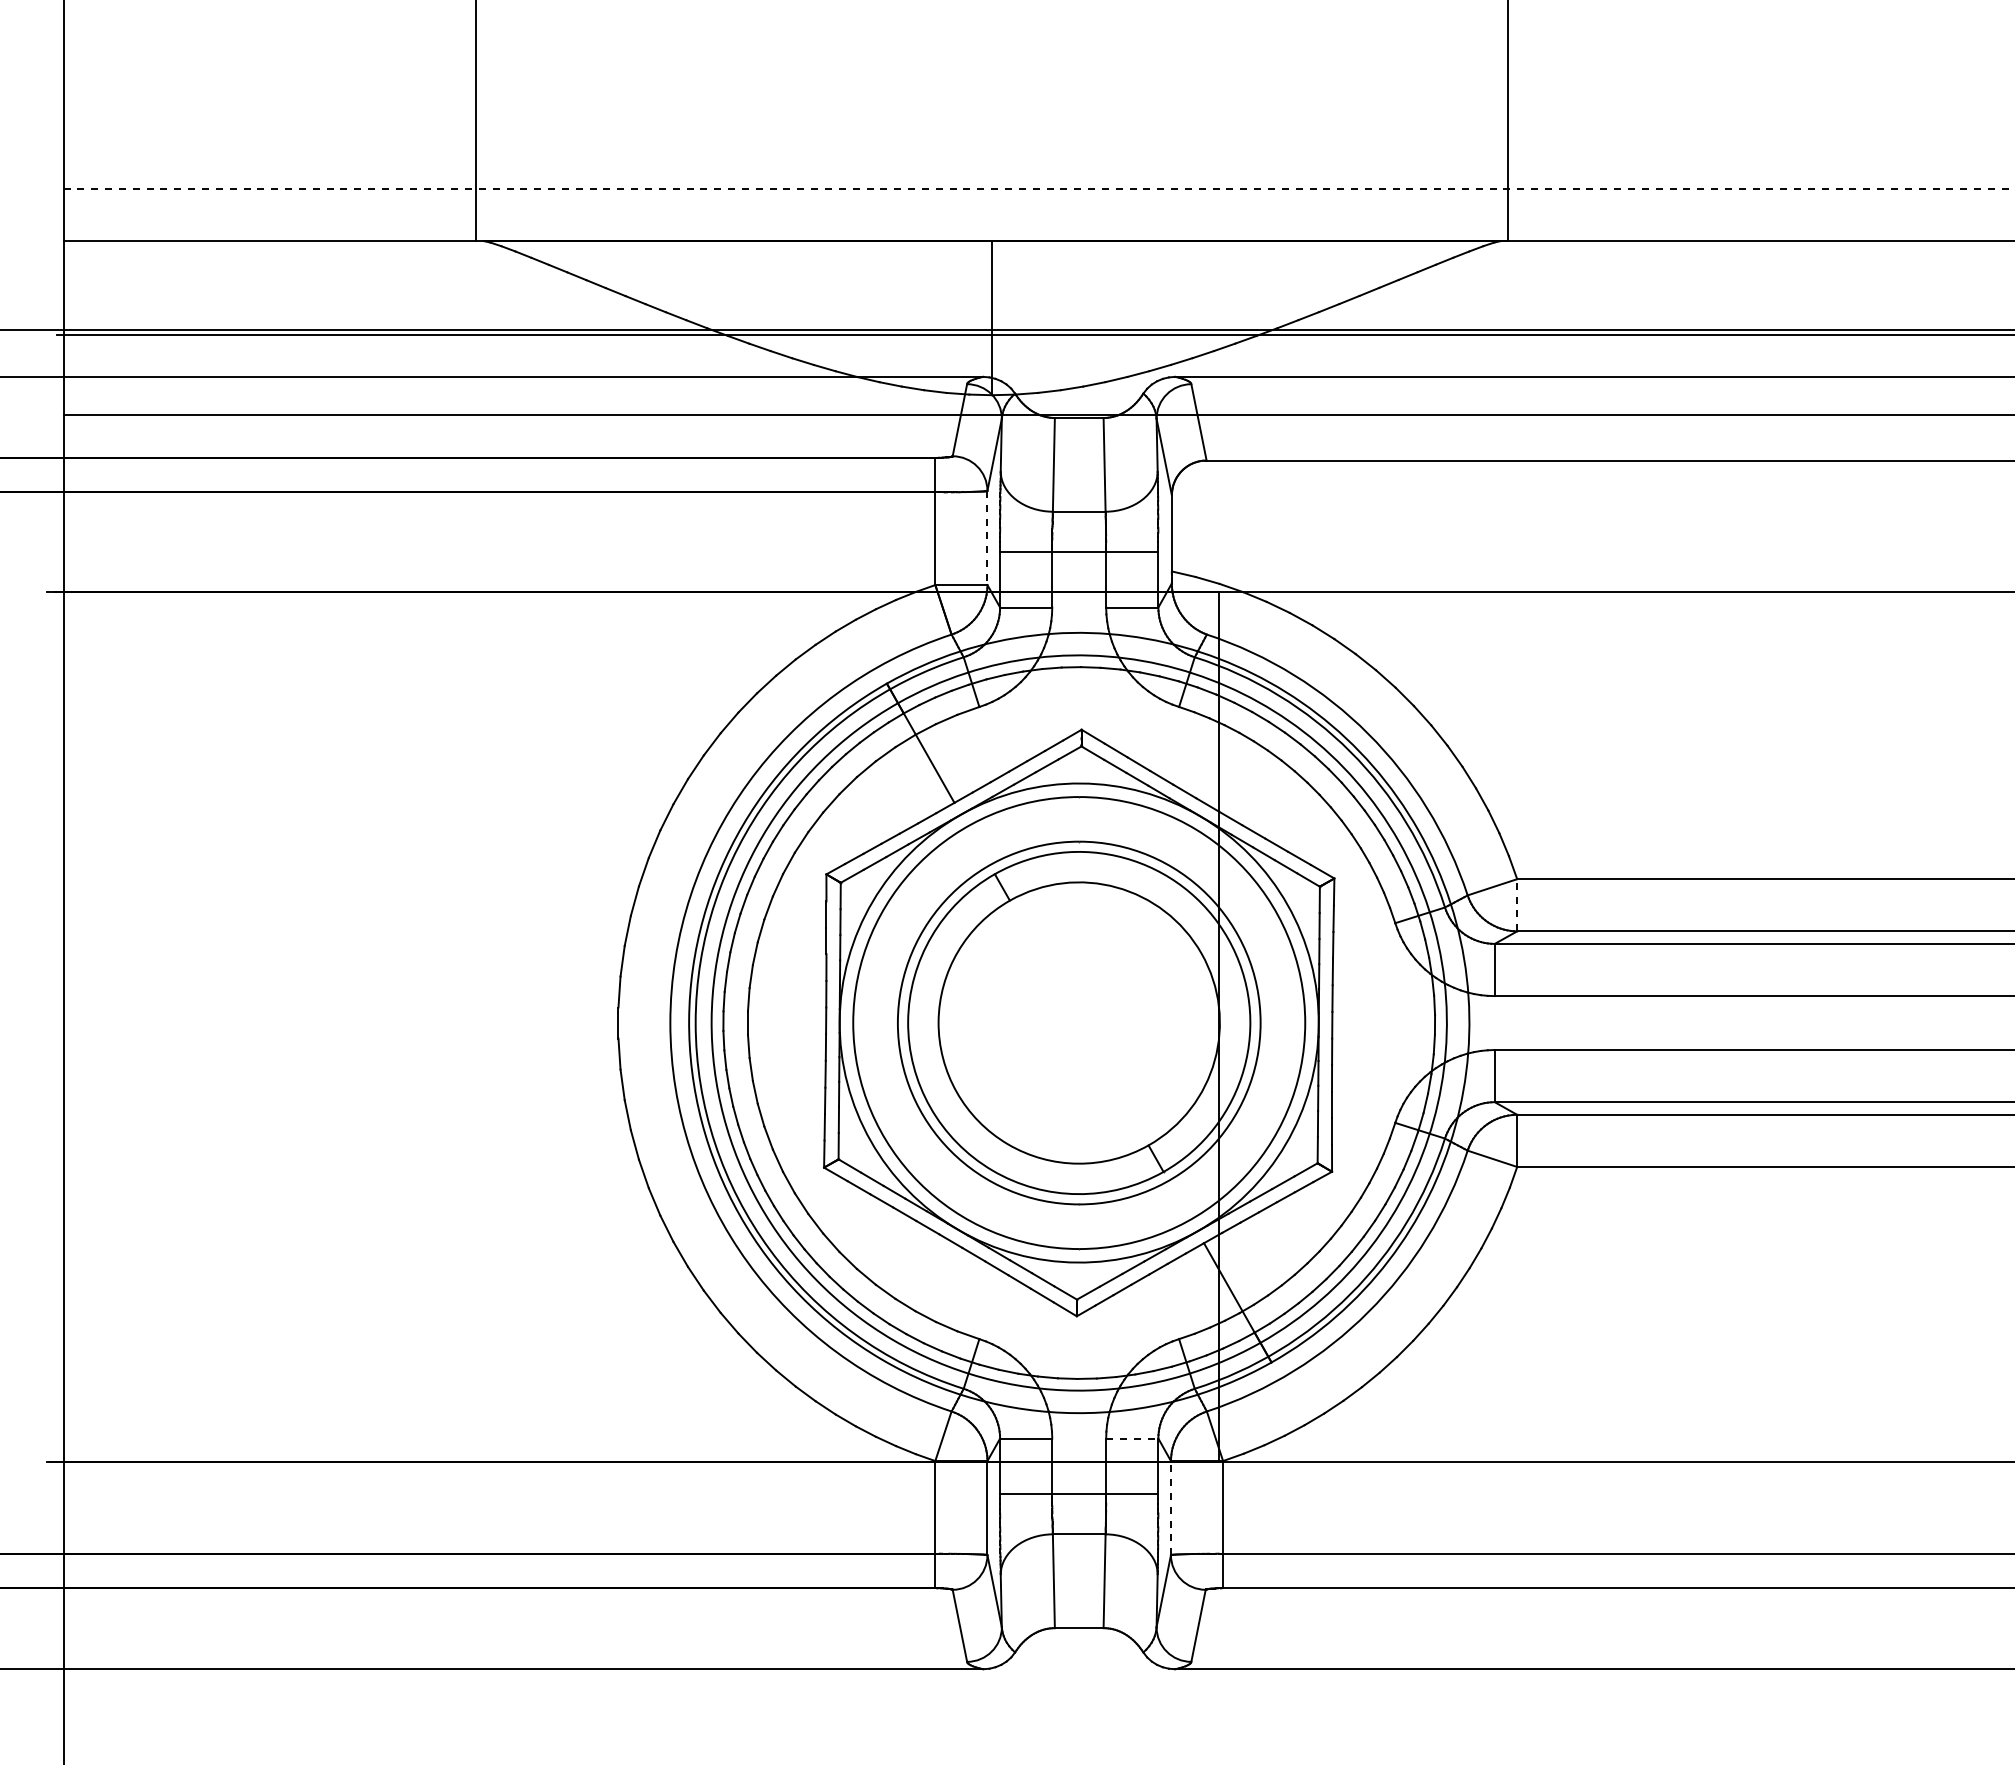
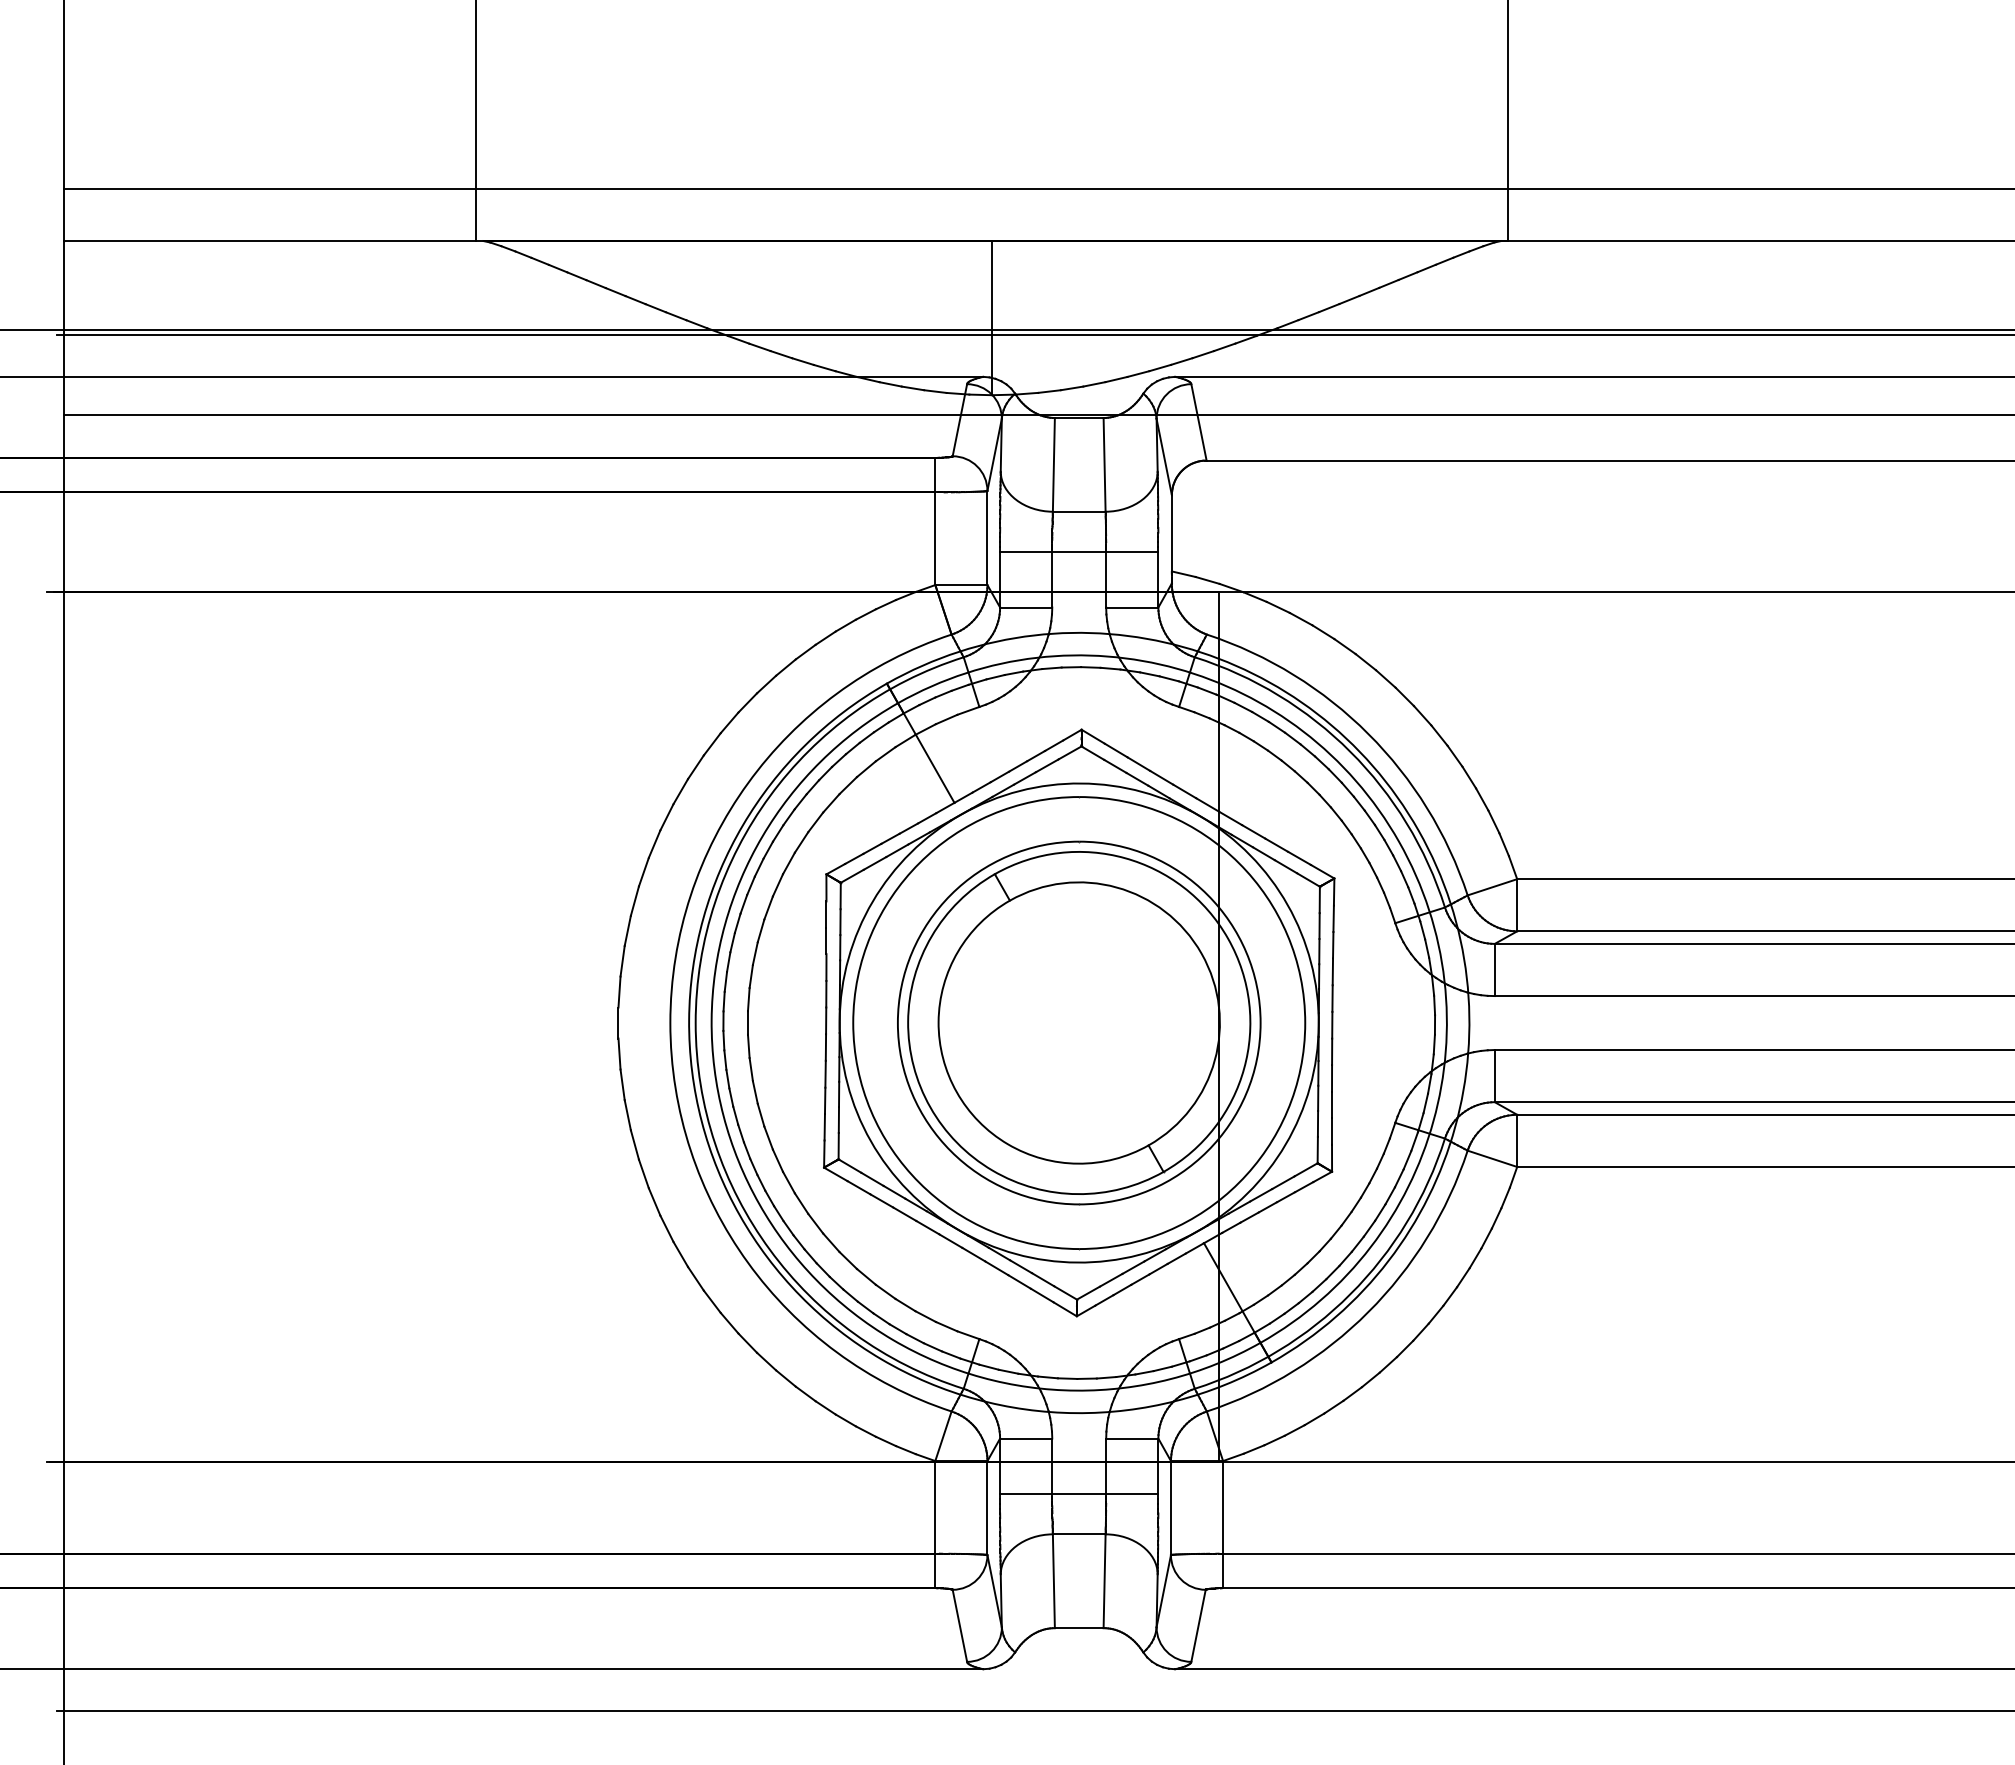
line: dashed -> solid (1039, 188)
line: dashed -> solid (987, 538)
line: dashed -> solid (1517, 904)
line: dashed -> solid (1132, 1438)
line: dashed -> solid (1170, 1507)
line: none -> present (1034, 1711)
